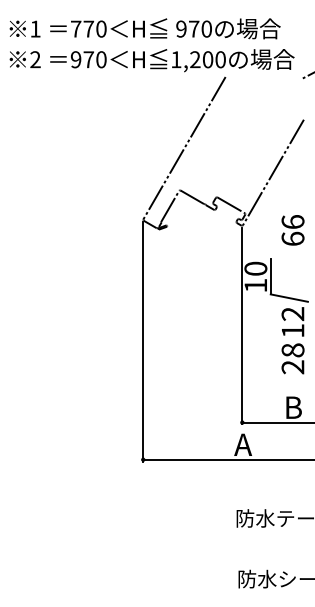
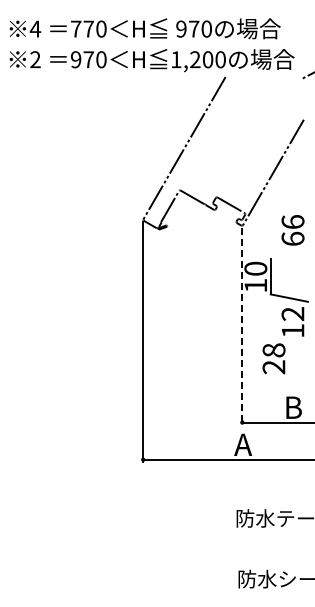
text: 1 -> 4 (35, 28)
line: solid -> dashed (242, 326)
text position: (292, 358) -> (273, 358) (273, 358)
